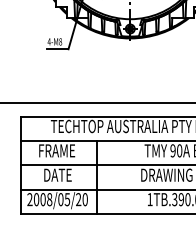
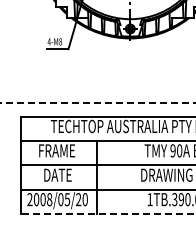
line: solid -> dashed (98, 102)
line: solid -> dashed (108, 214)
